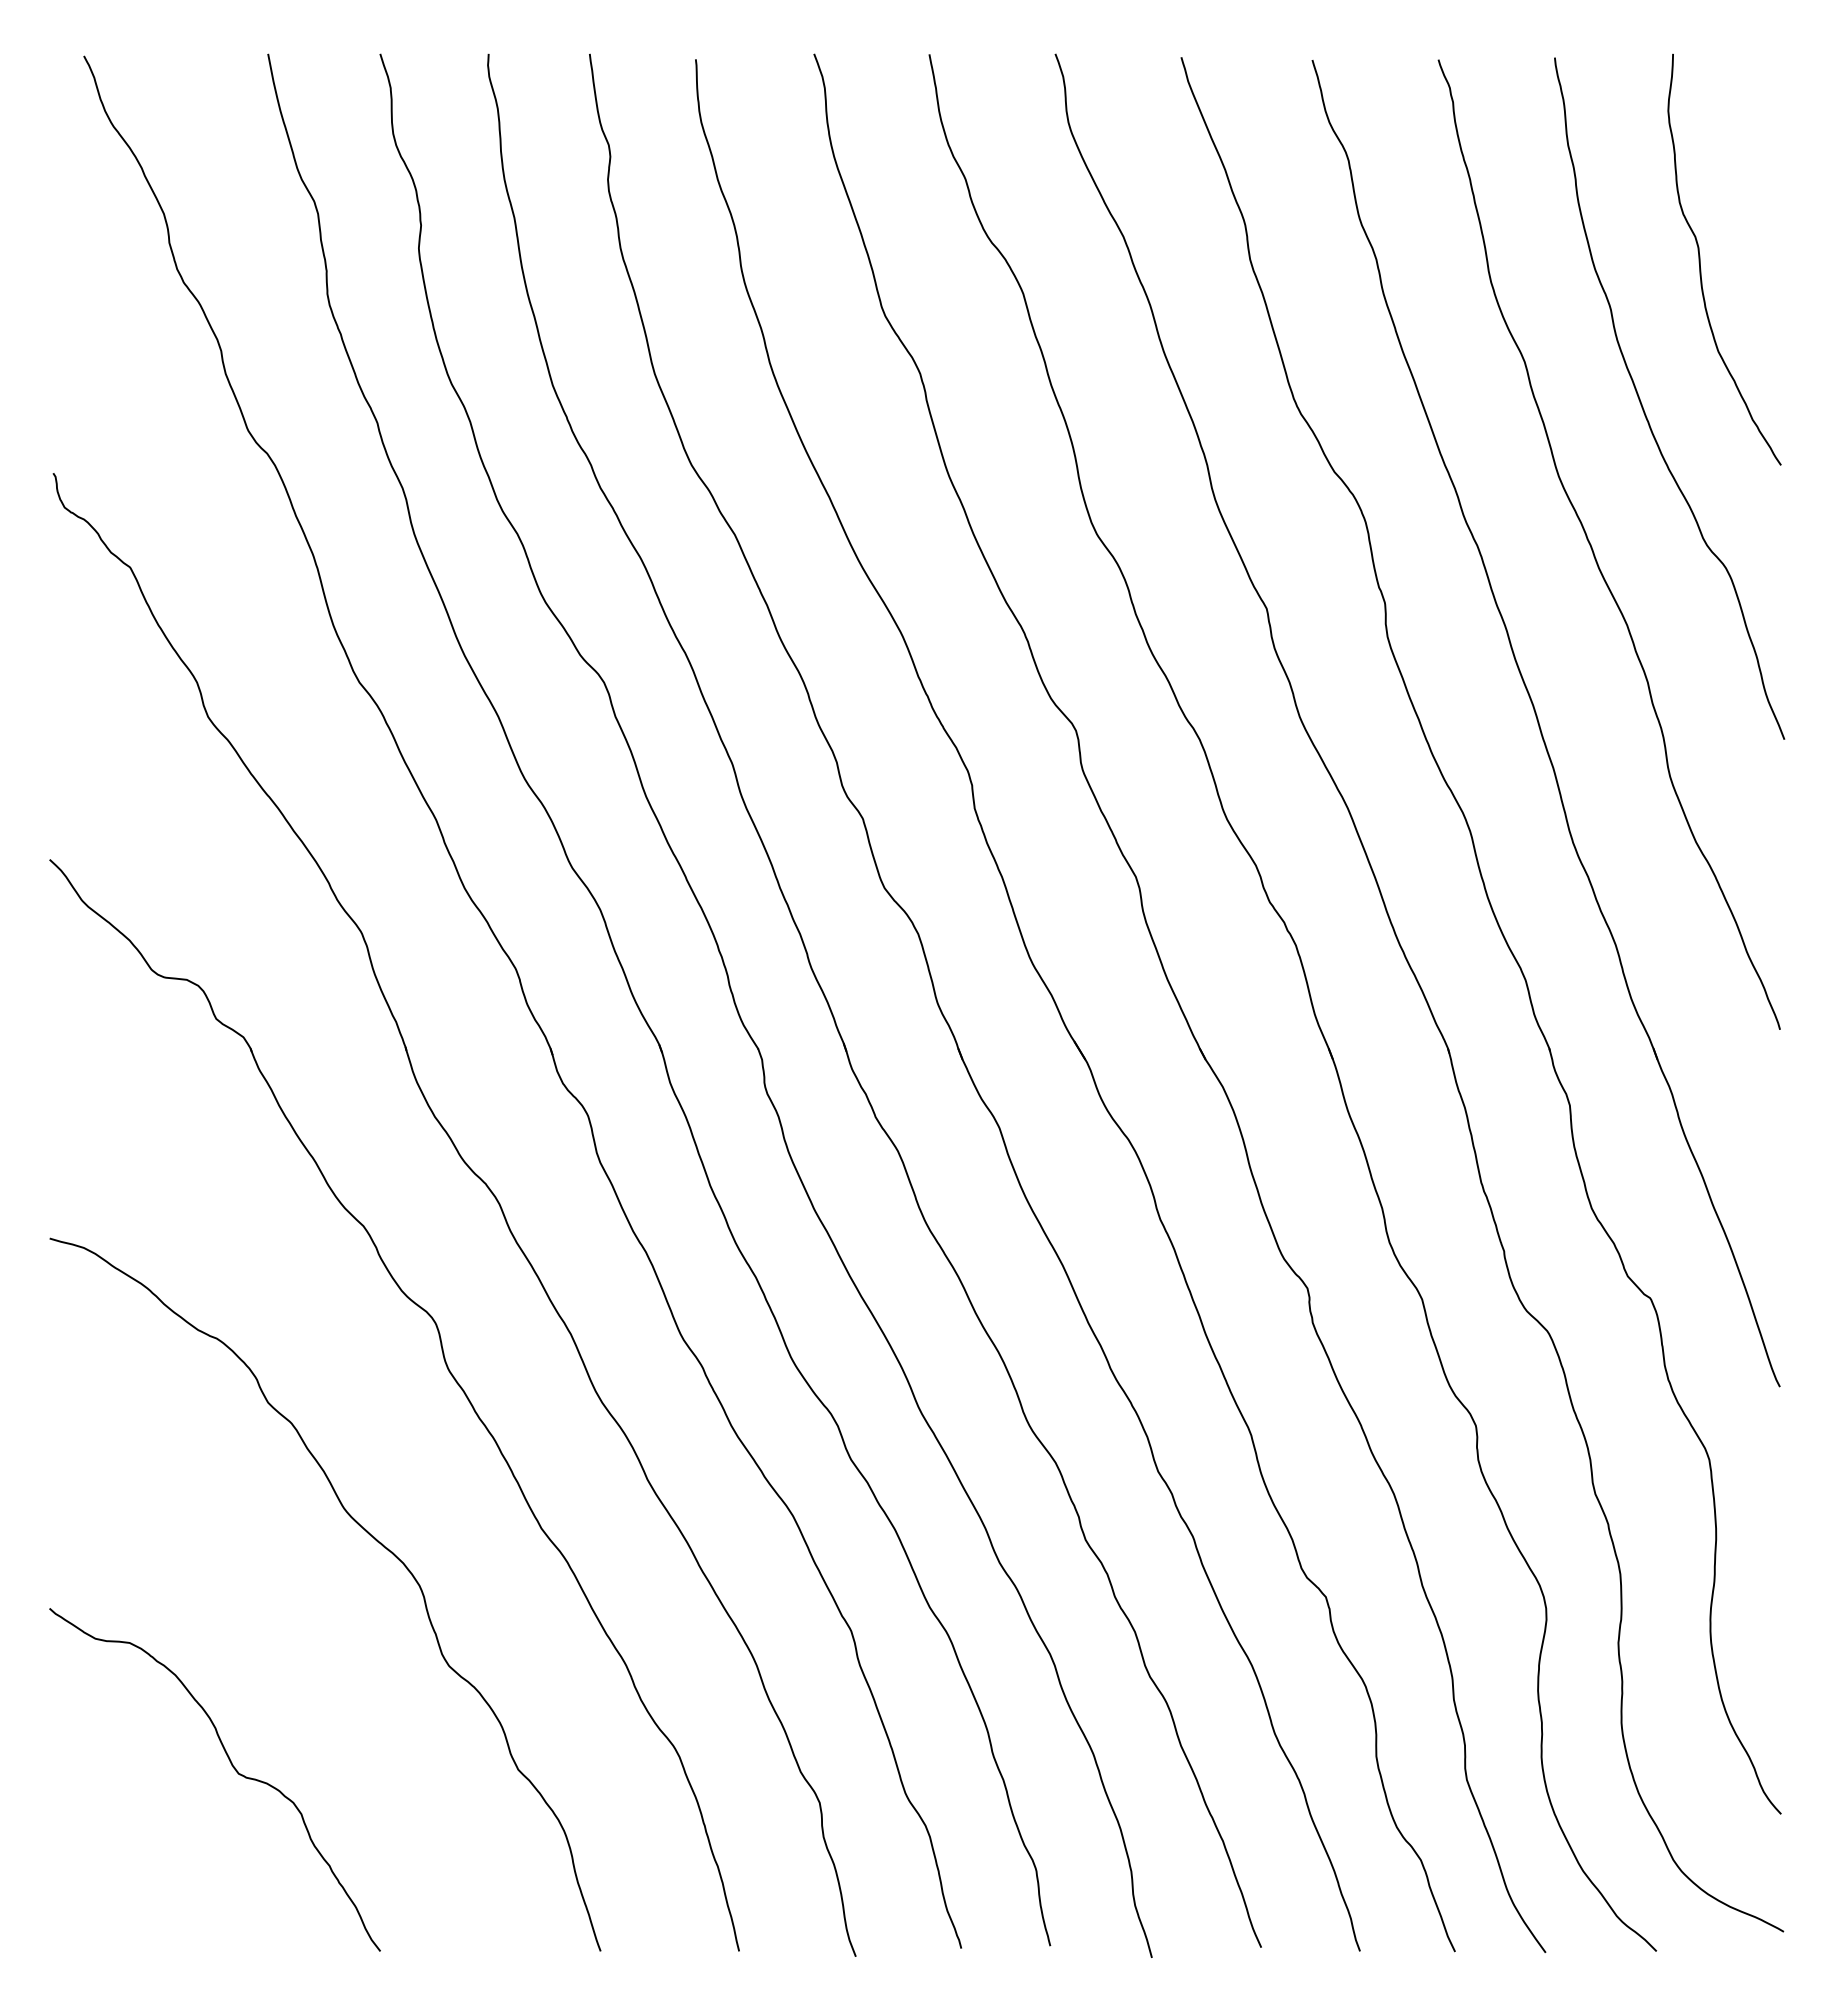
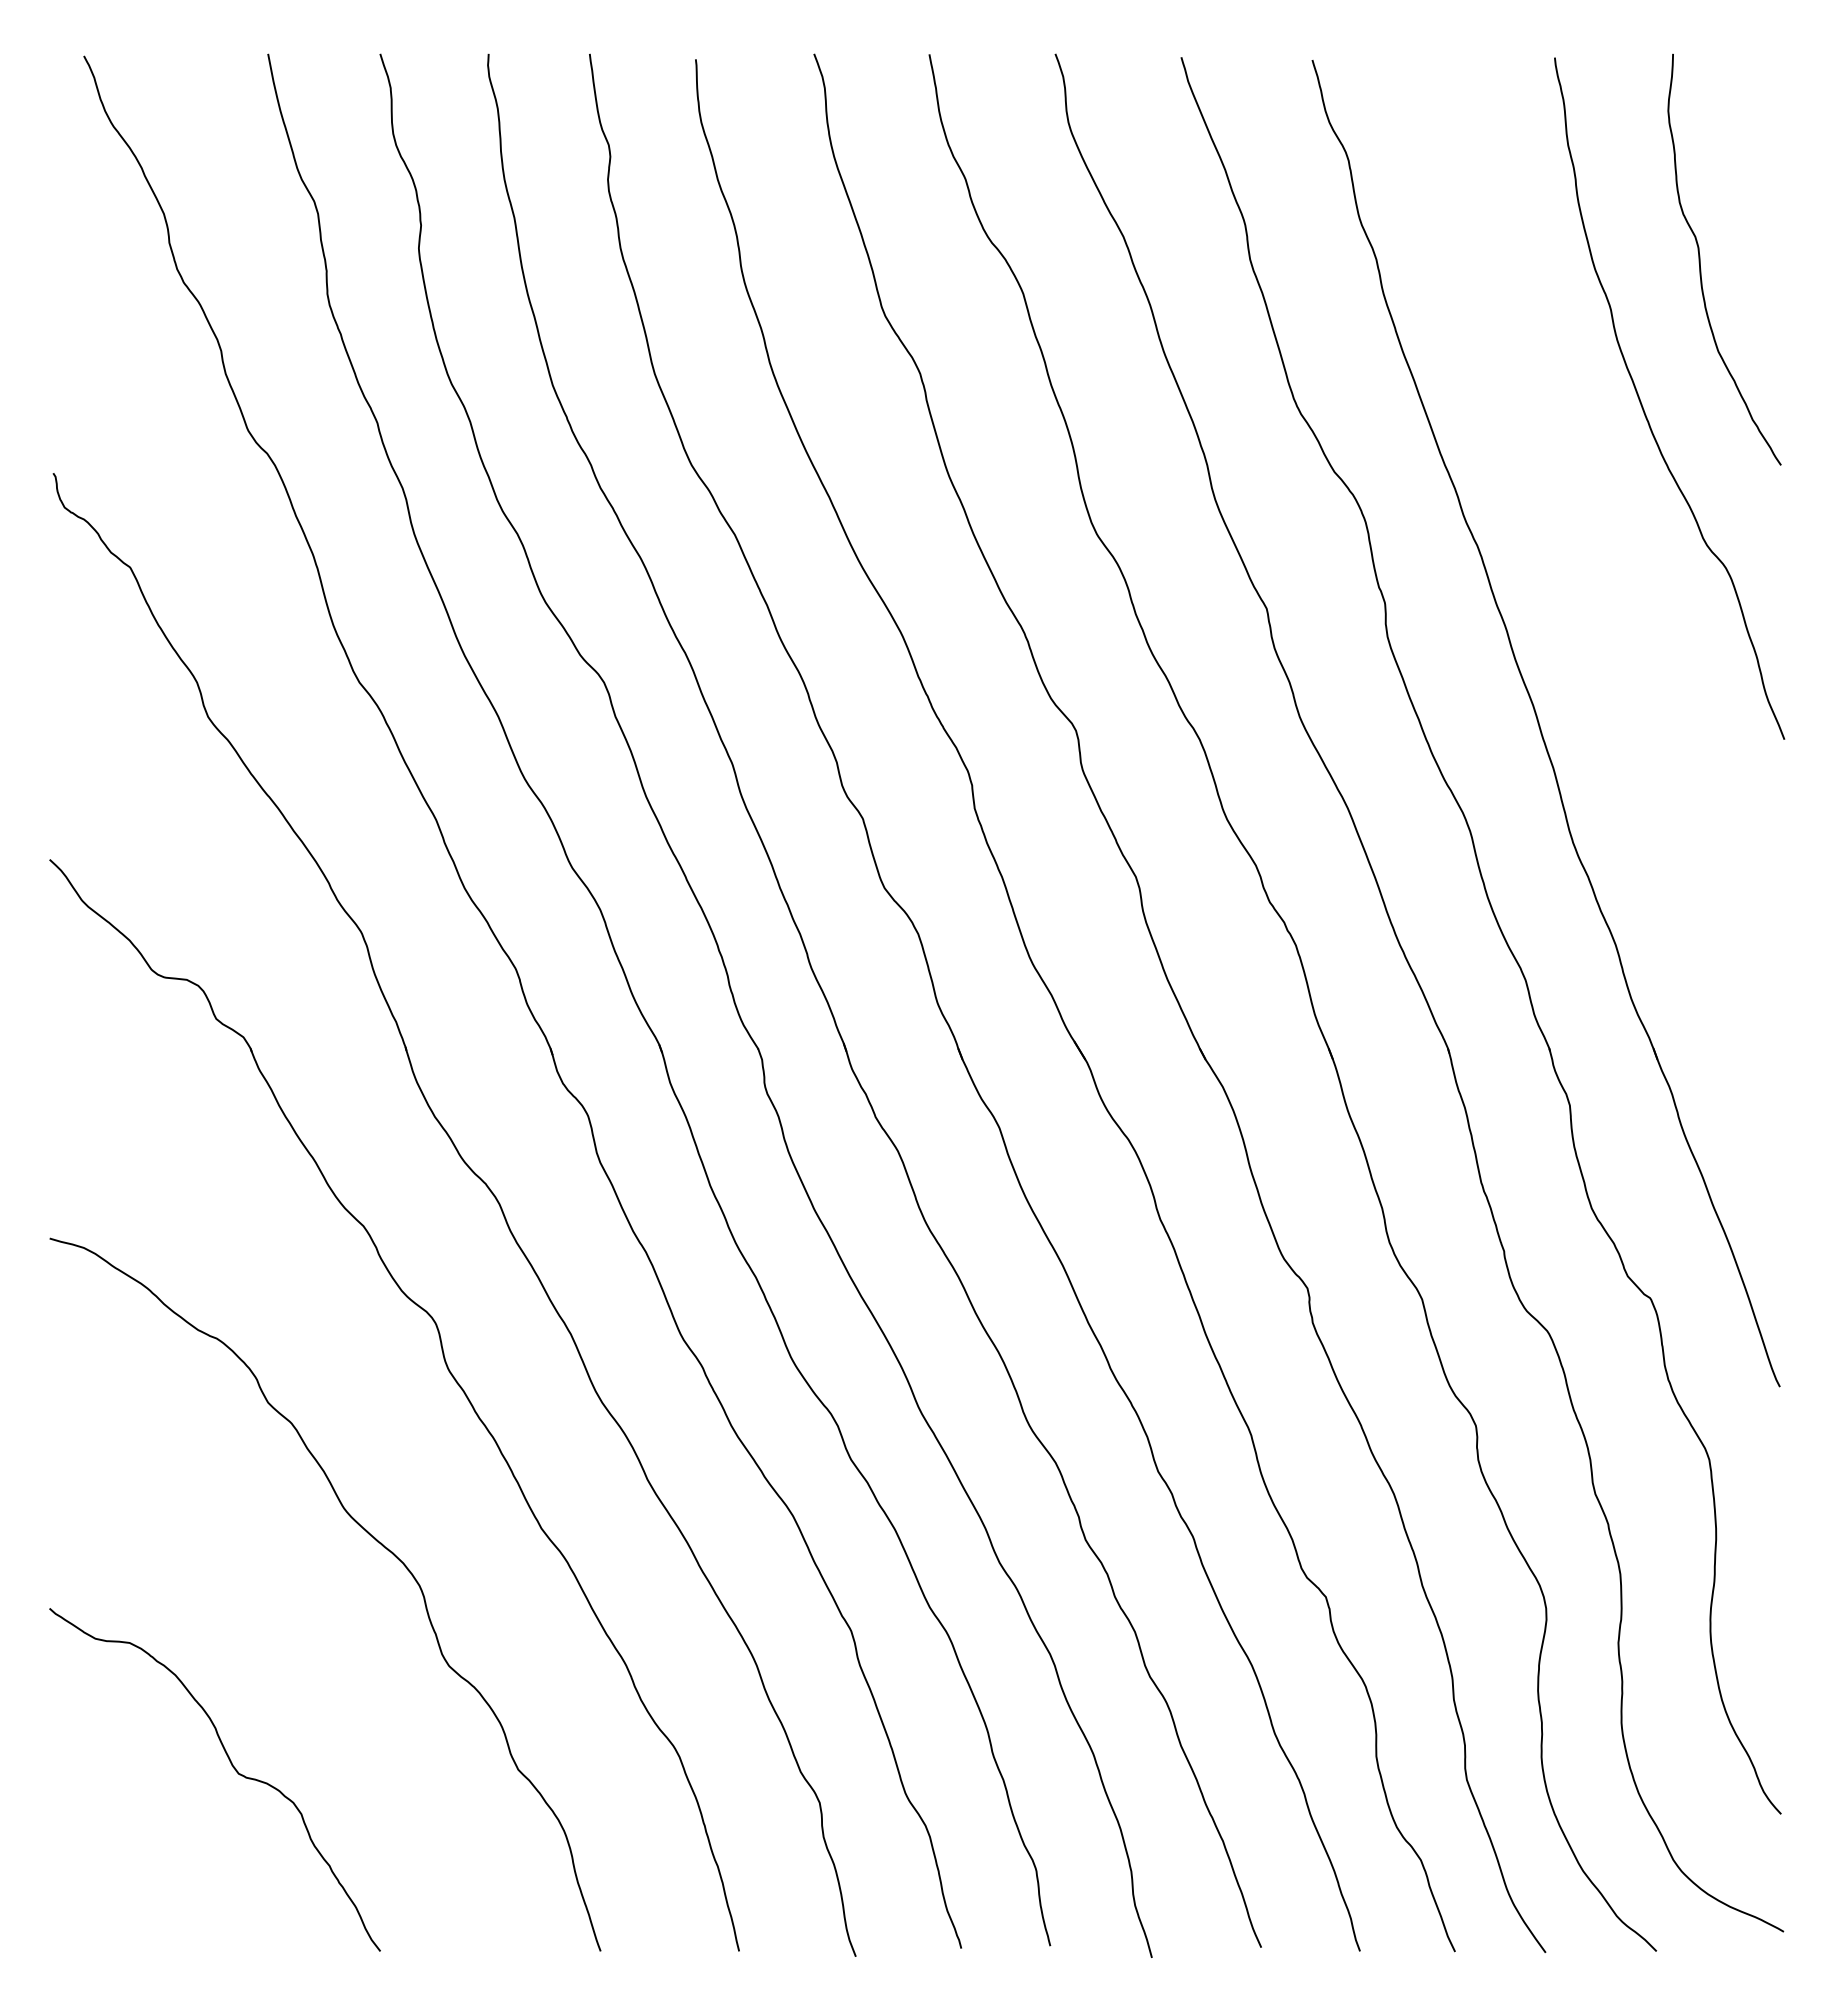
curve: present -> none (1593, 549)
